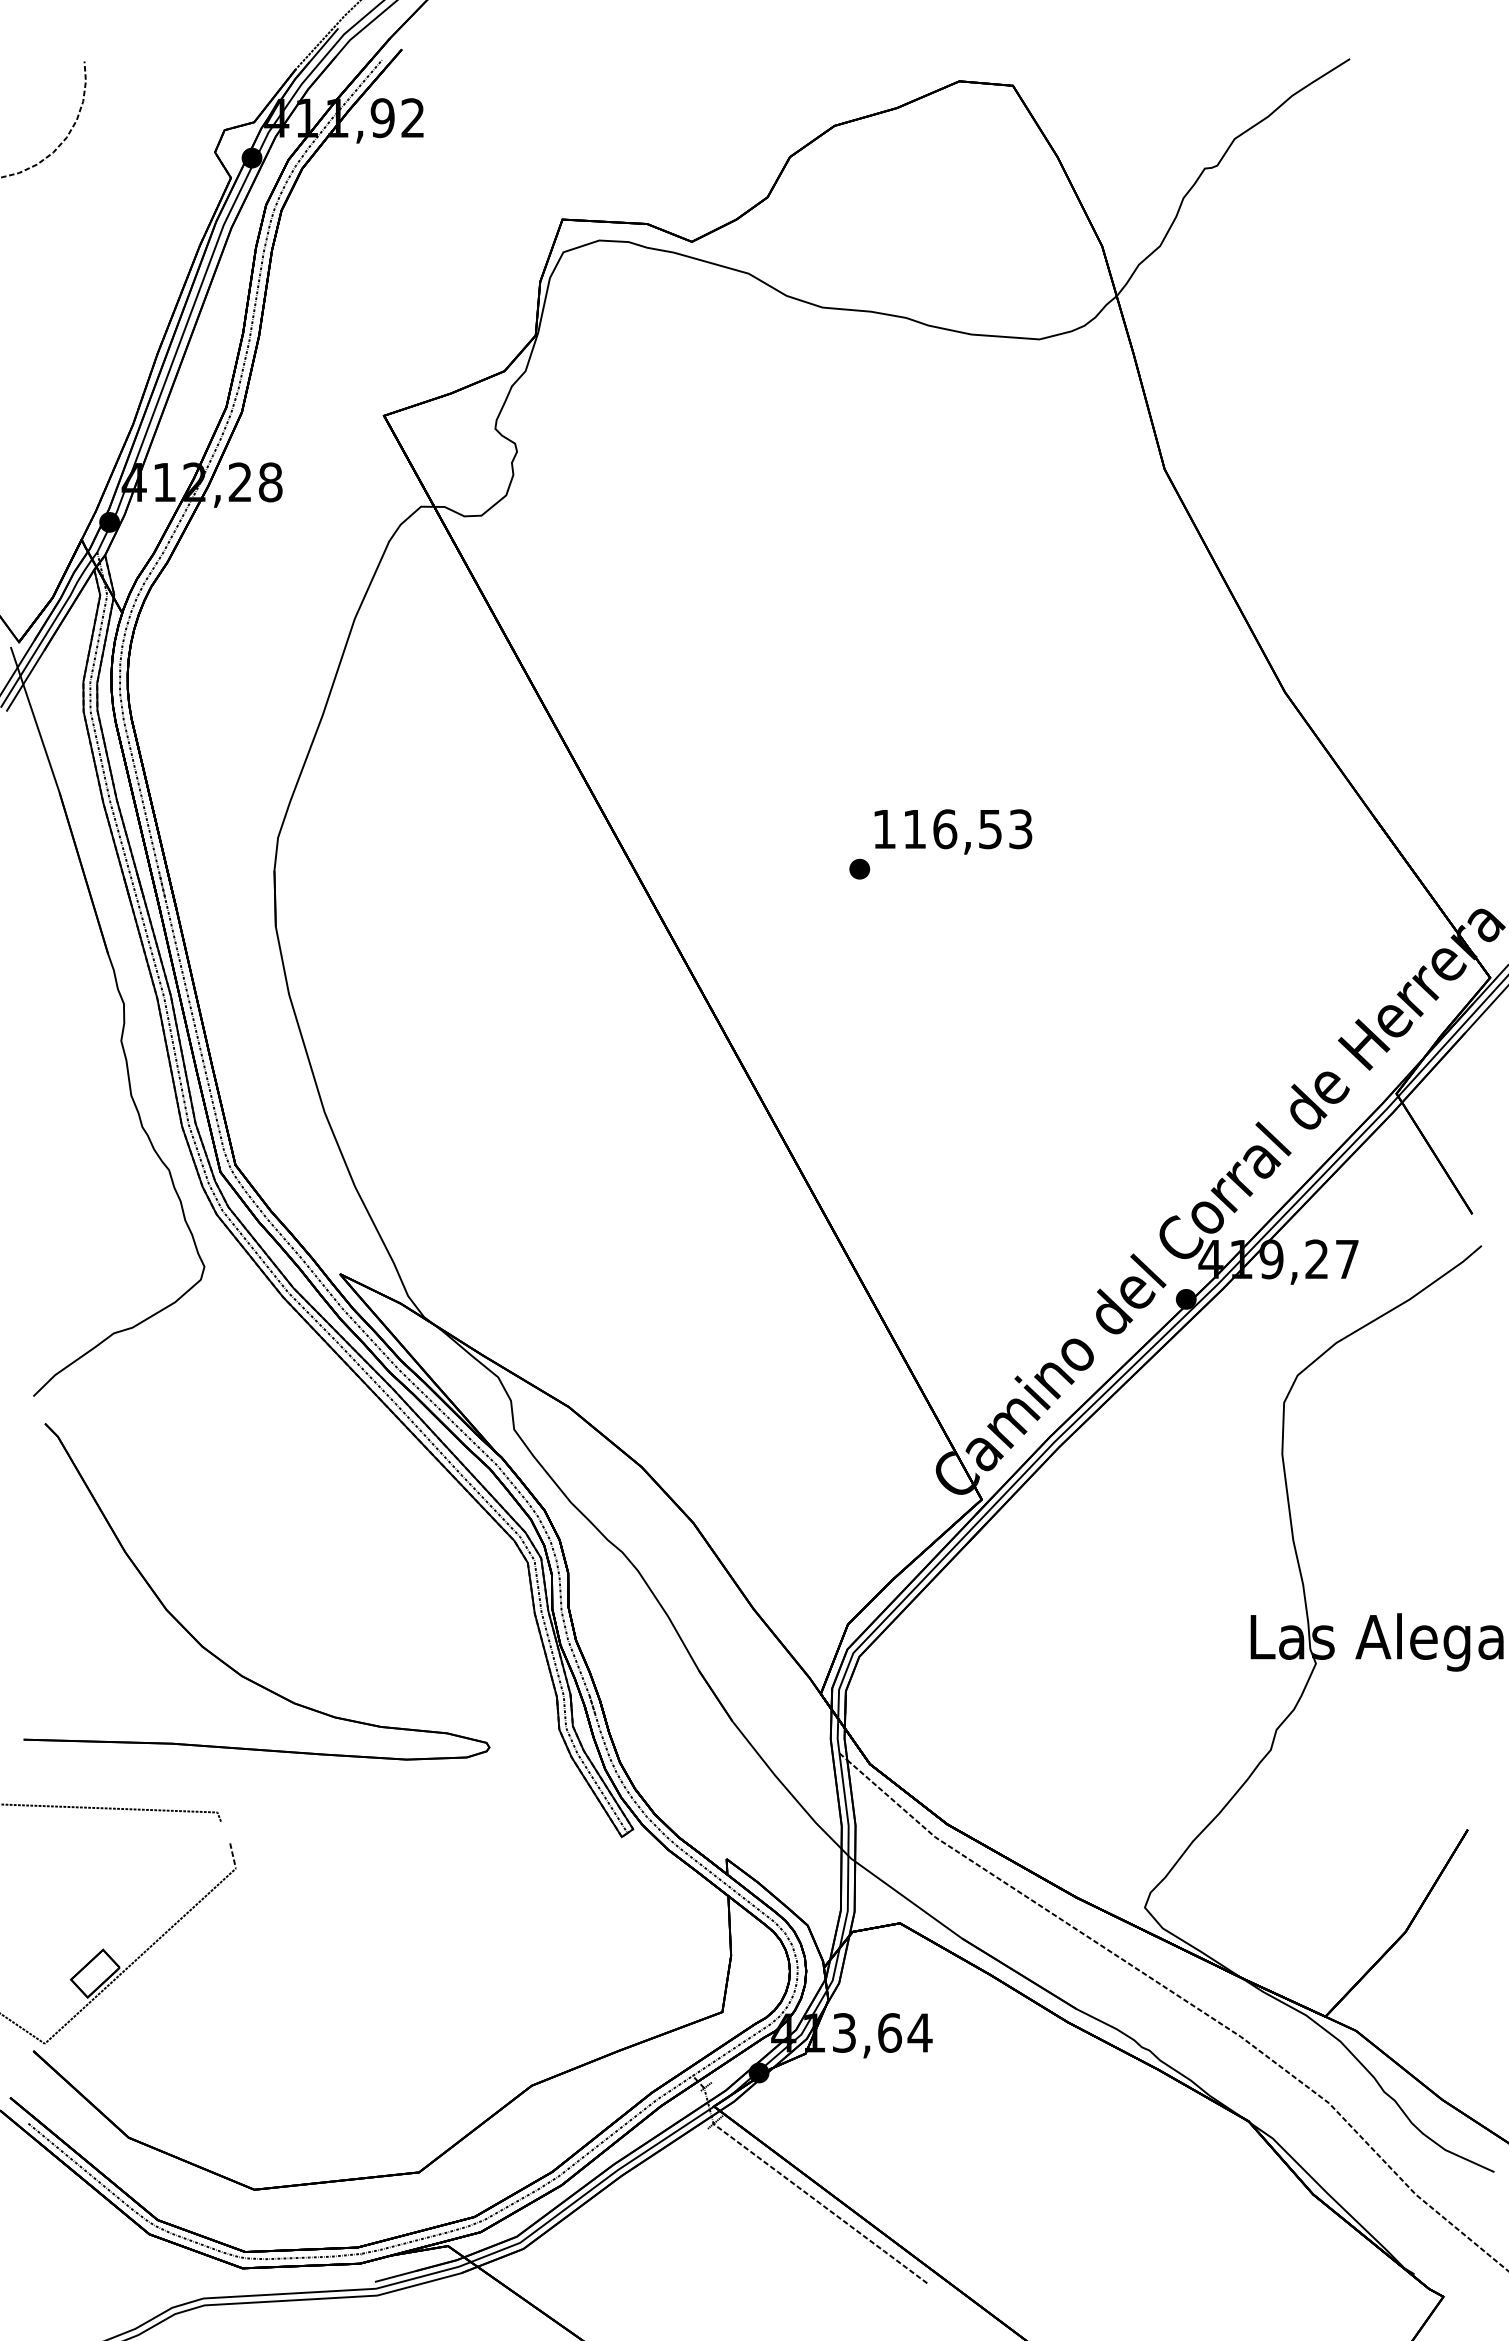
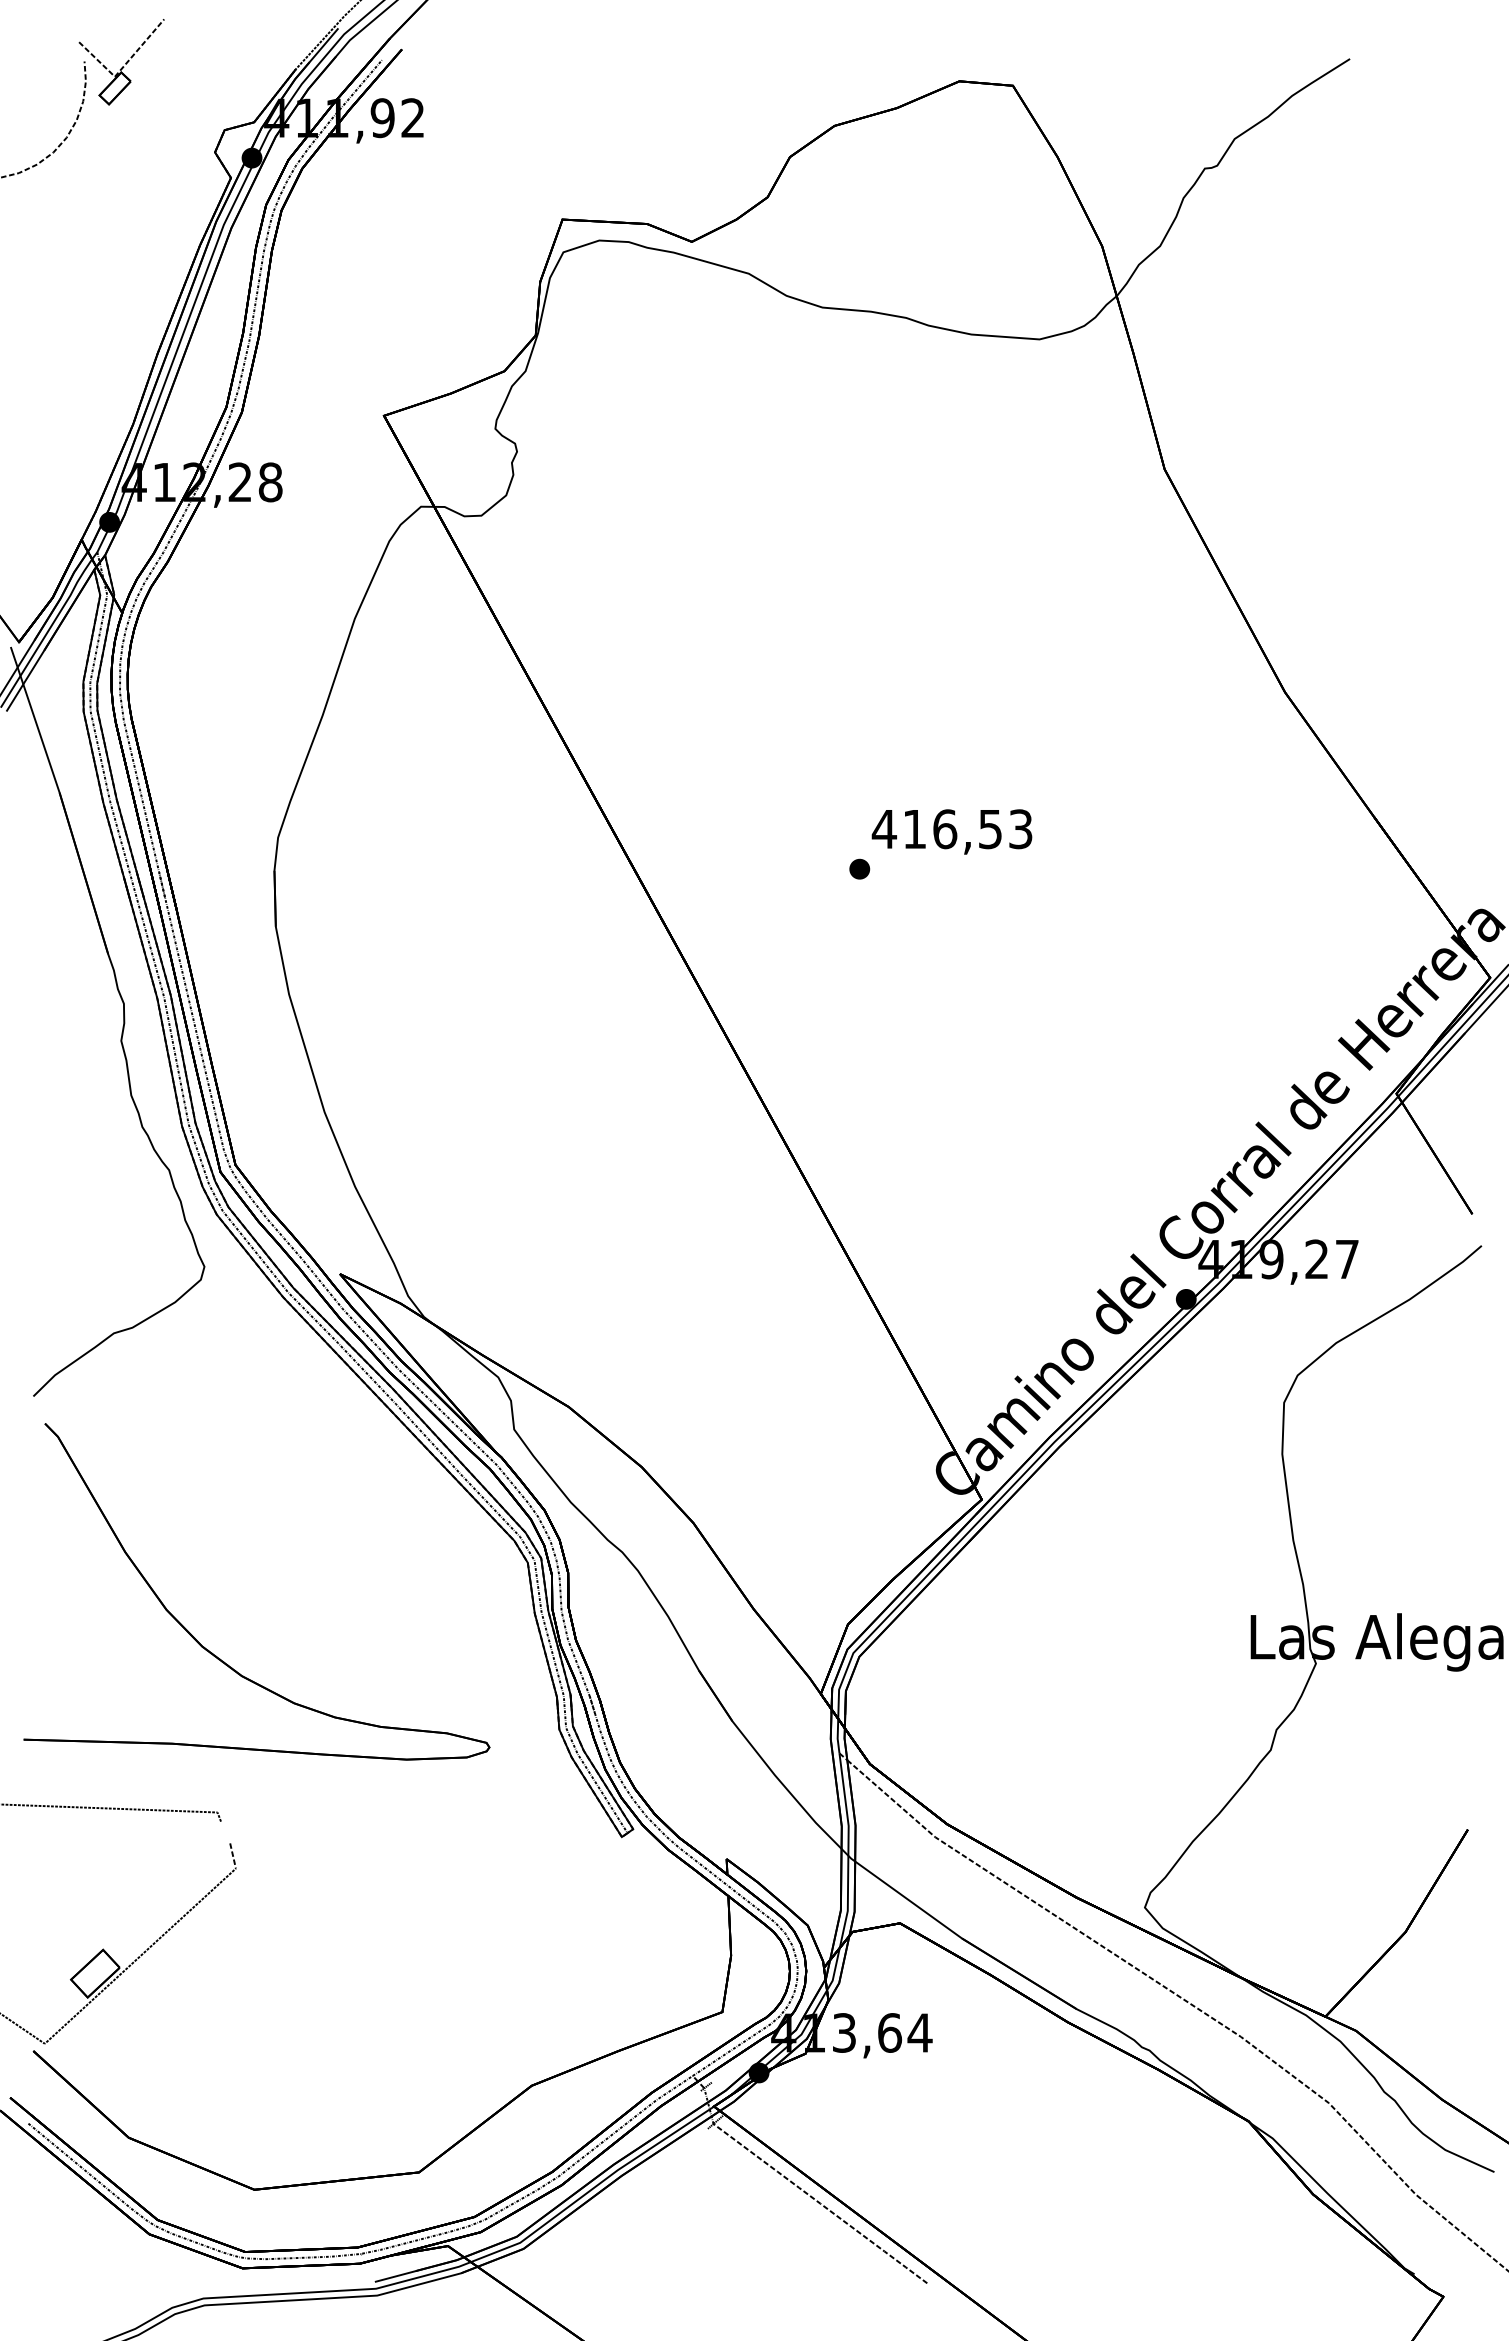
part: none -> present (121, 62)
text: 116,53 -> 416,53 (884, 829)
